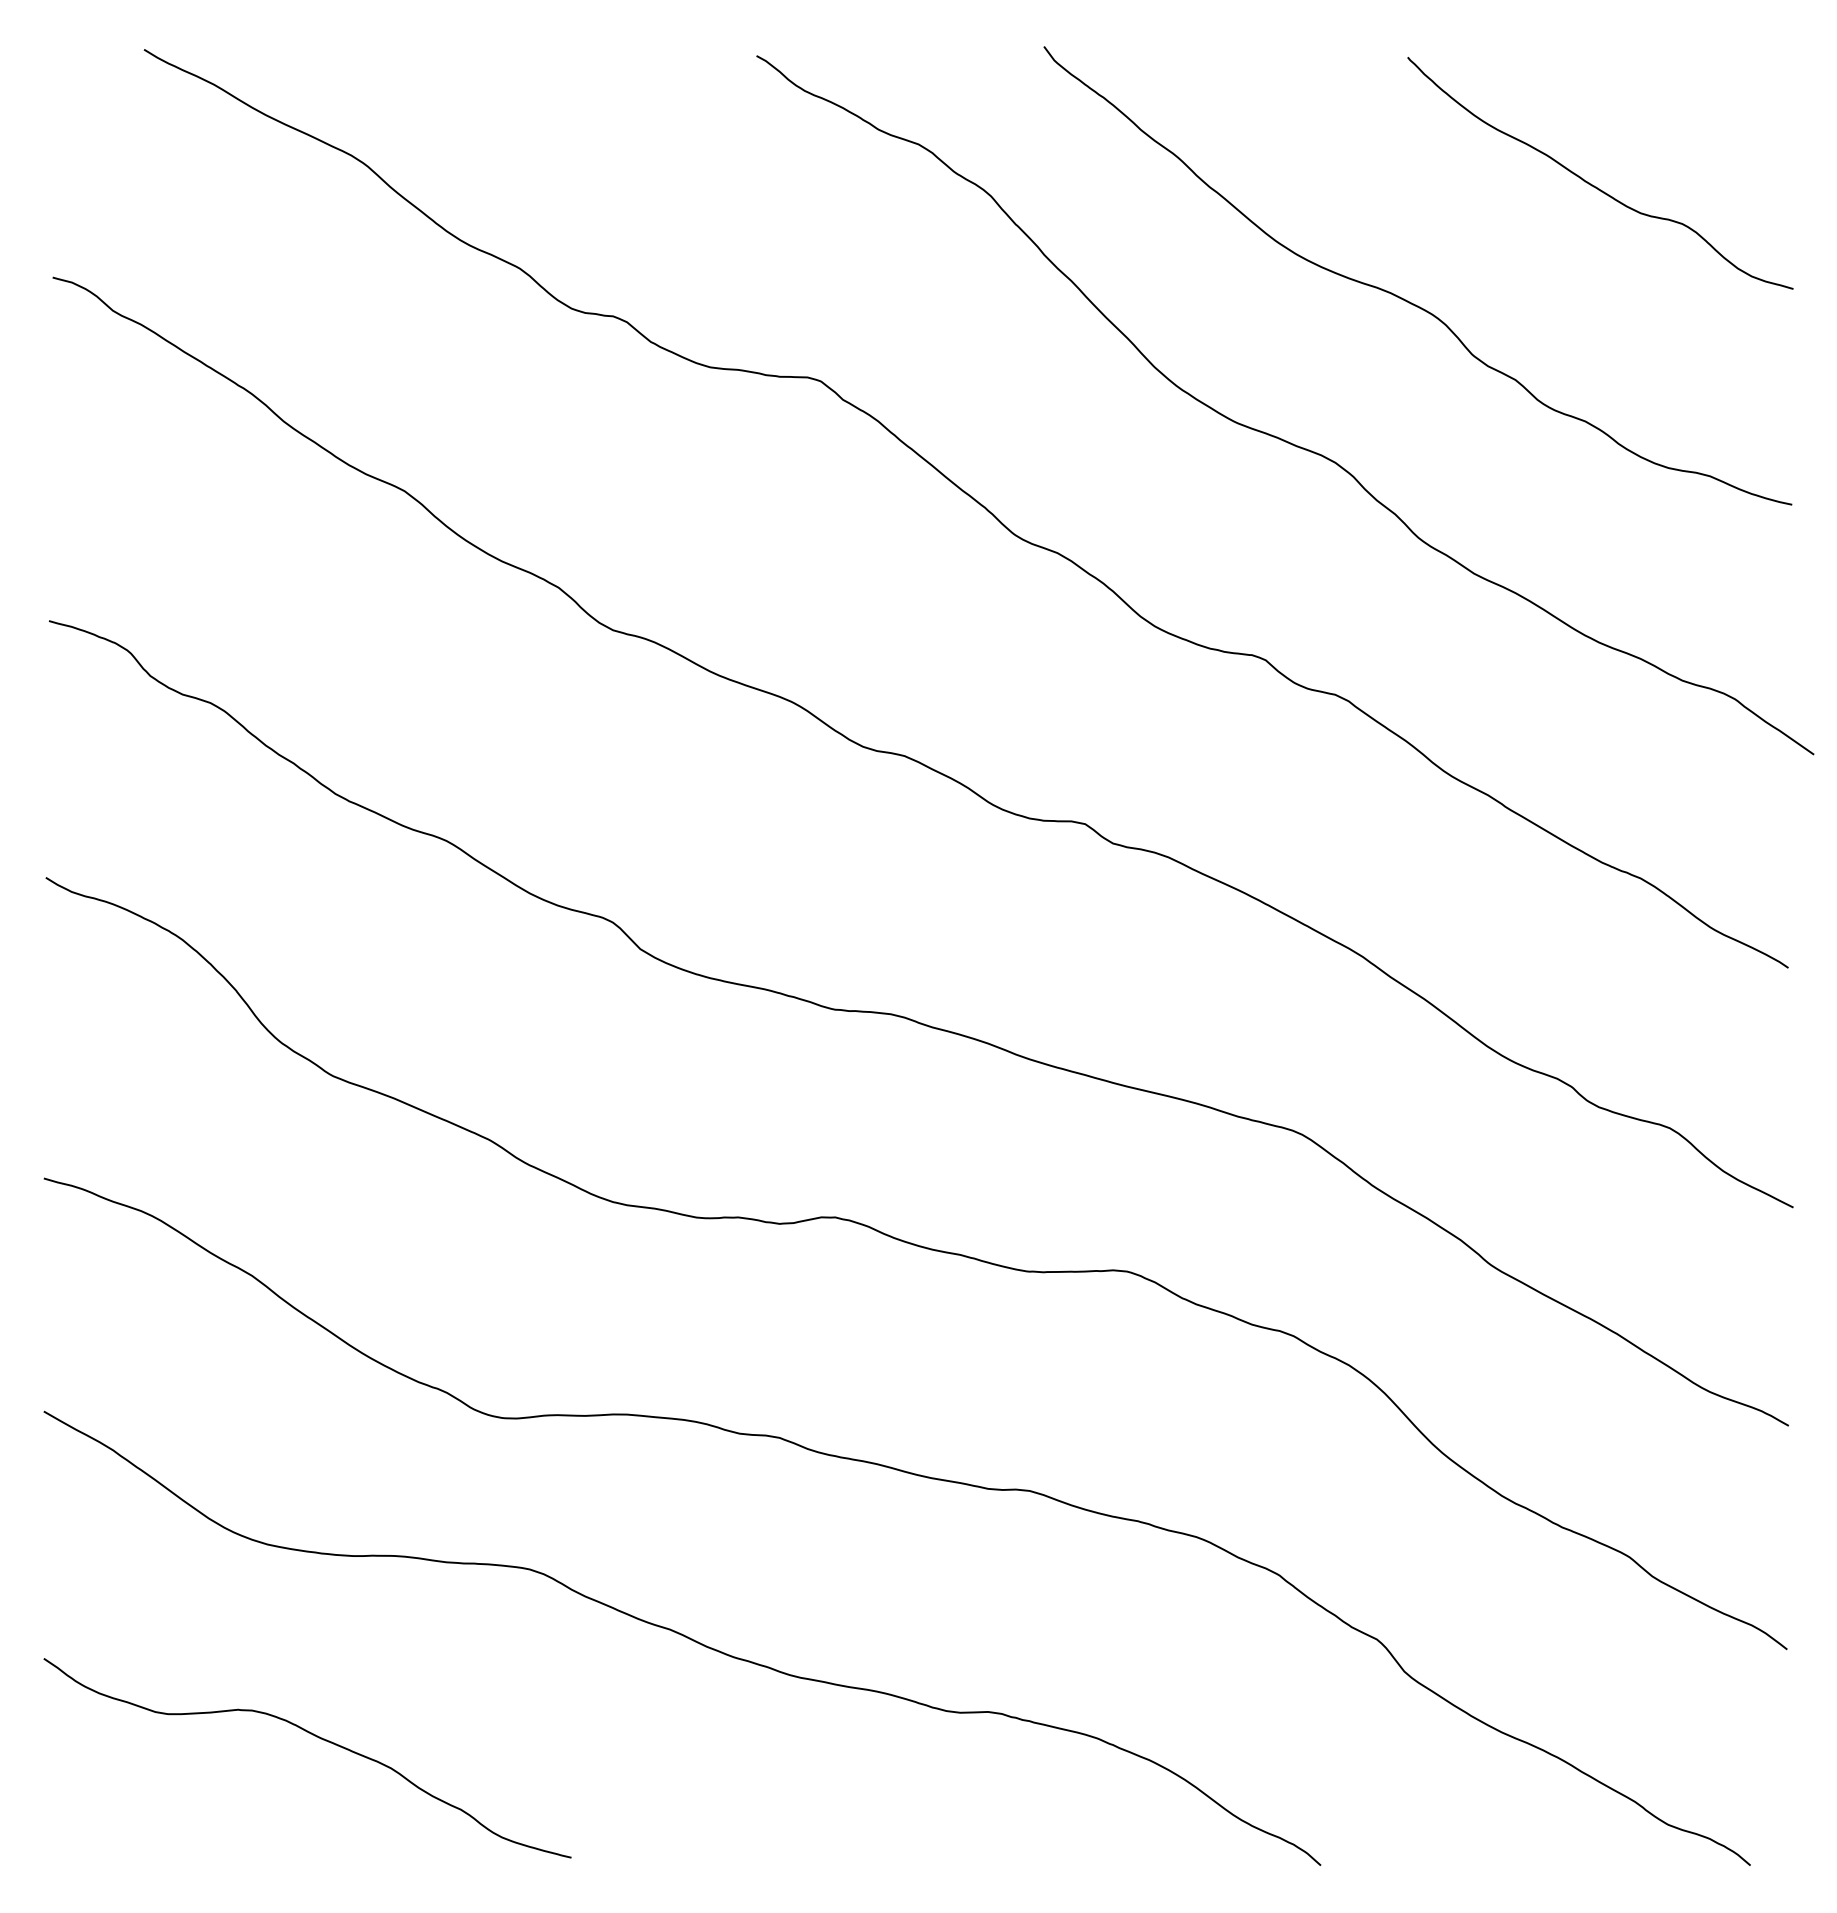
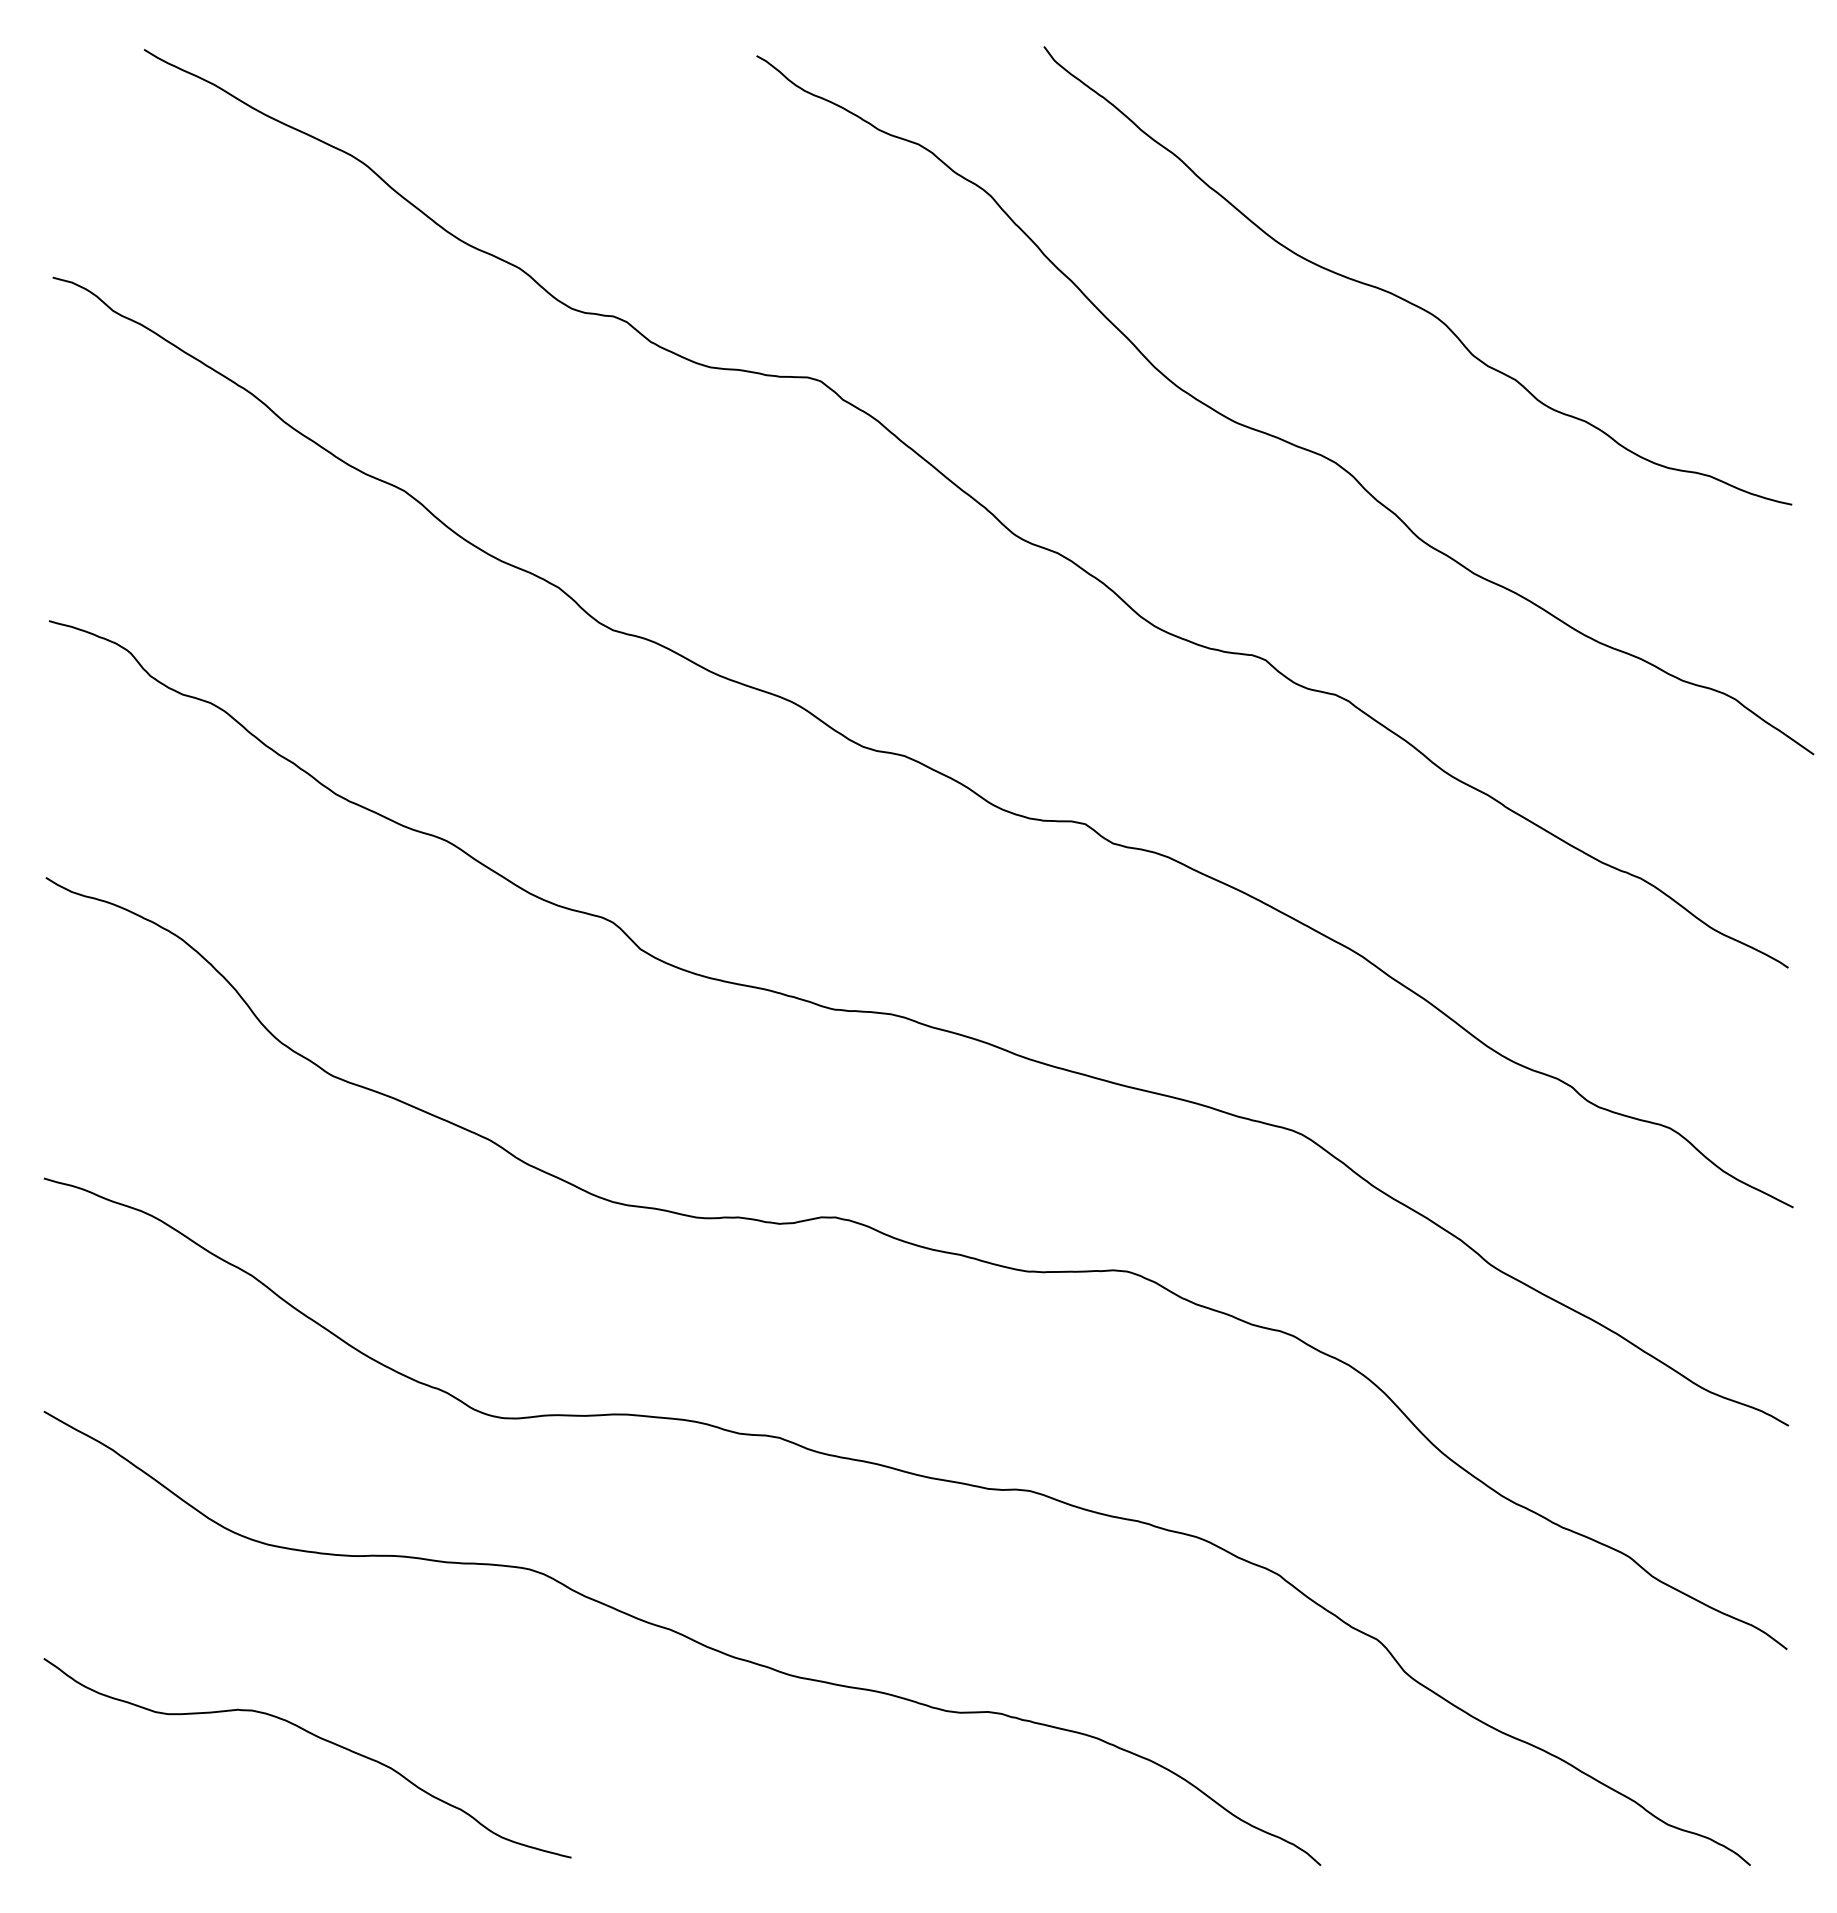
curve: present -> none (1594, 185)
